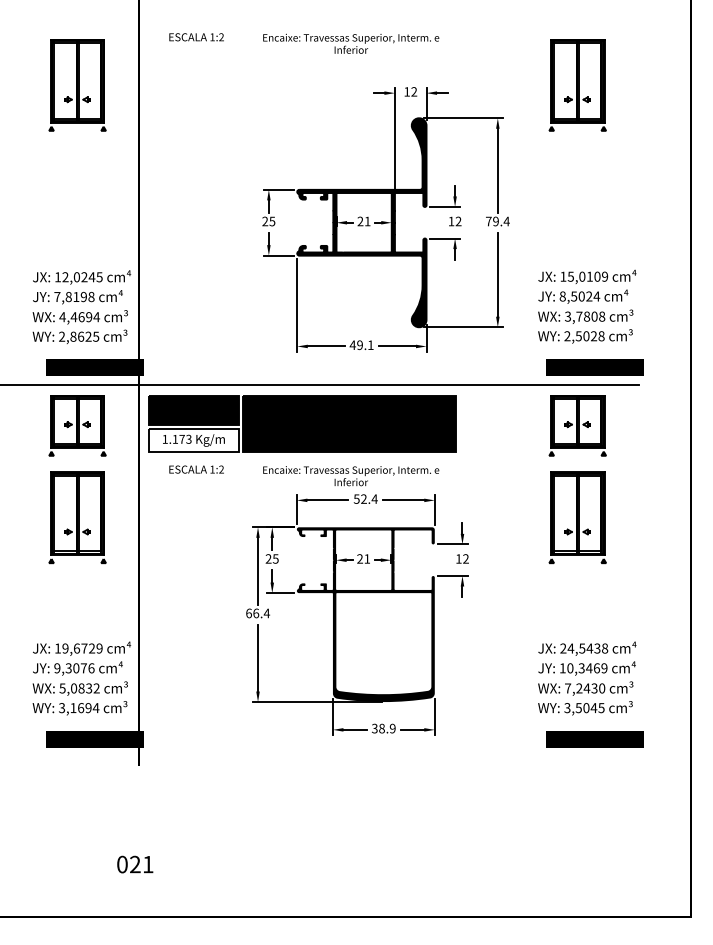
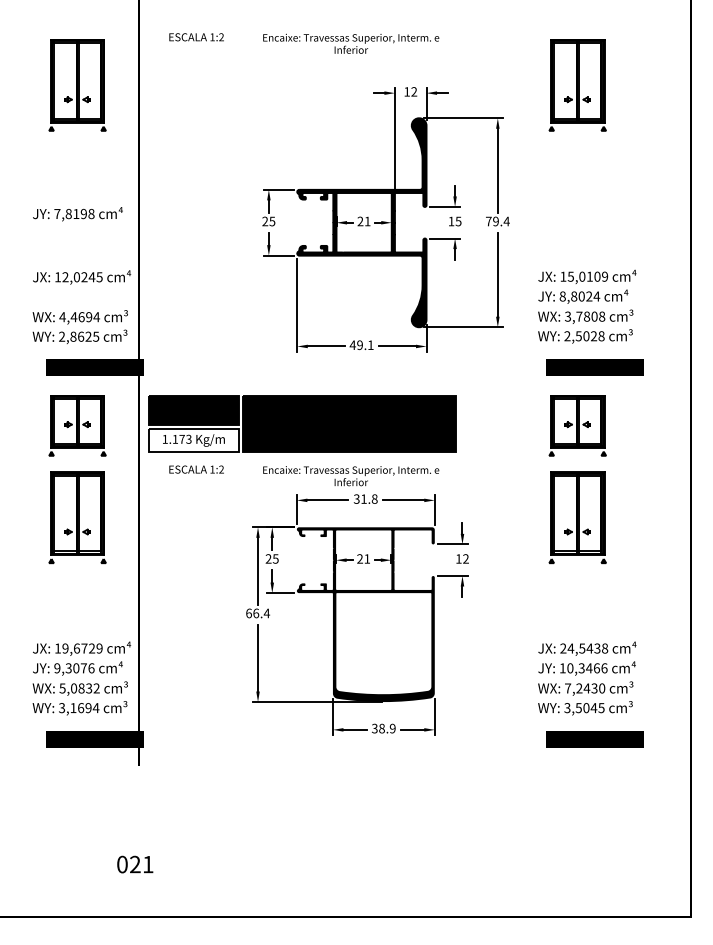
text: 12 -> 15 (458, 221)
text: 8,5024 -> 8,8024 (574, 296)
text position: (77, 297) -> (77, 214) (77, 214)
line: present -> none (320, 385)
text: 52.4 -> 31.8 (365, 498)
text: 10,3469 -> 10,3466 (604, 668)
